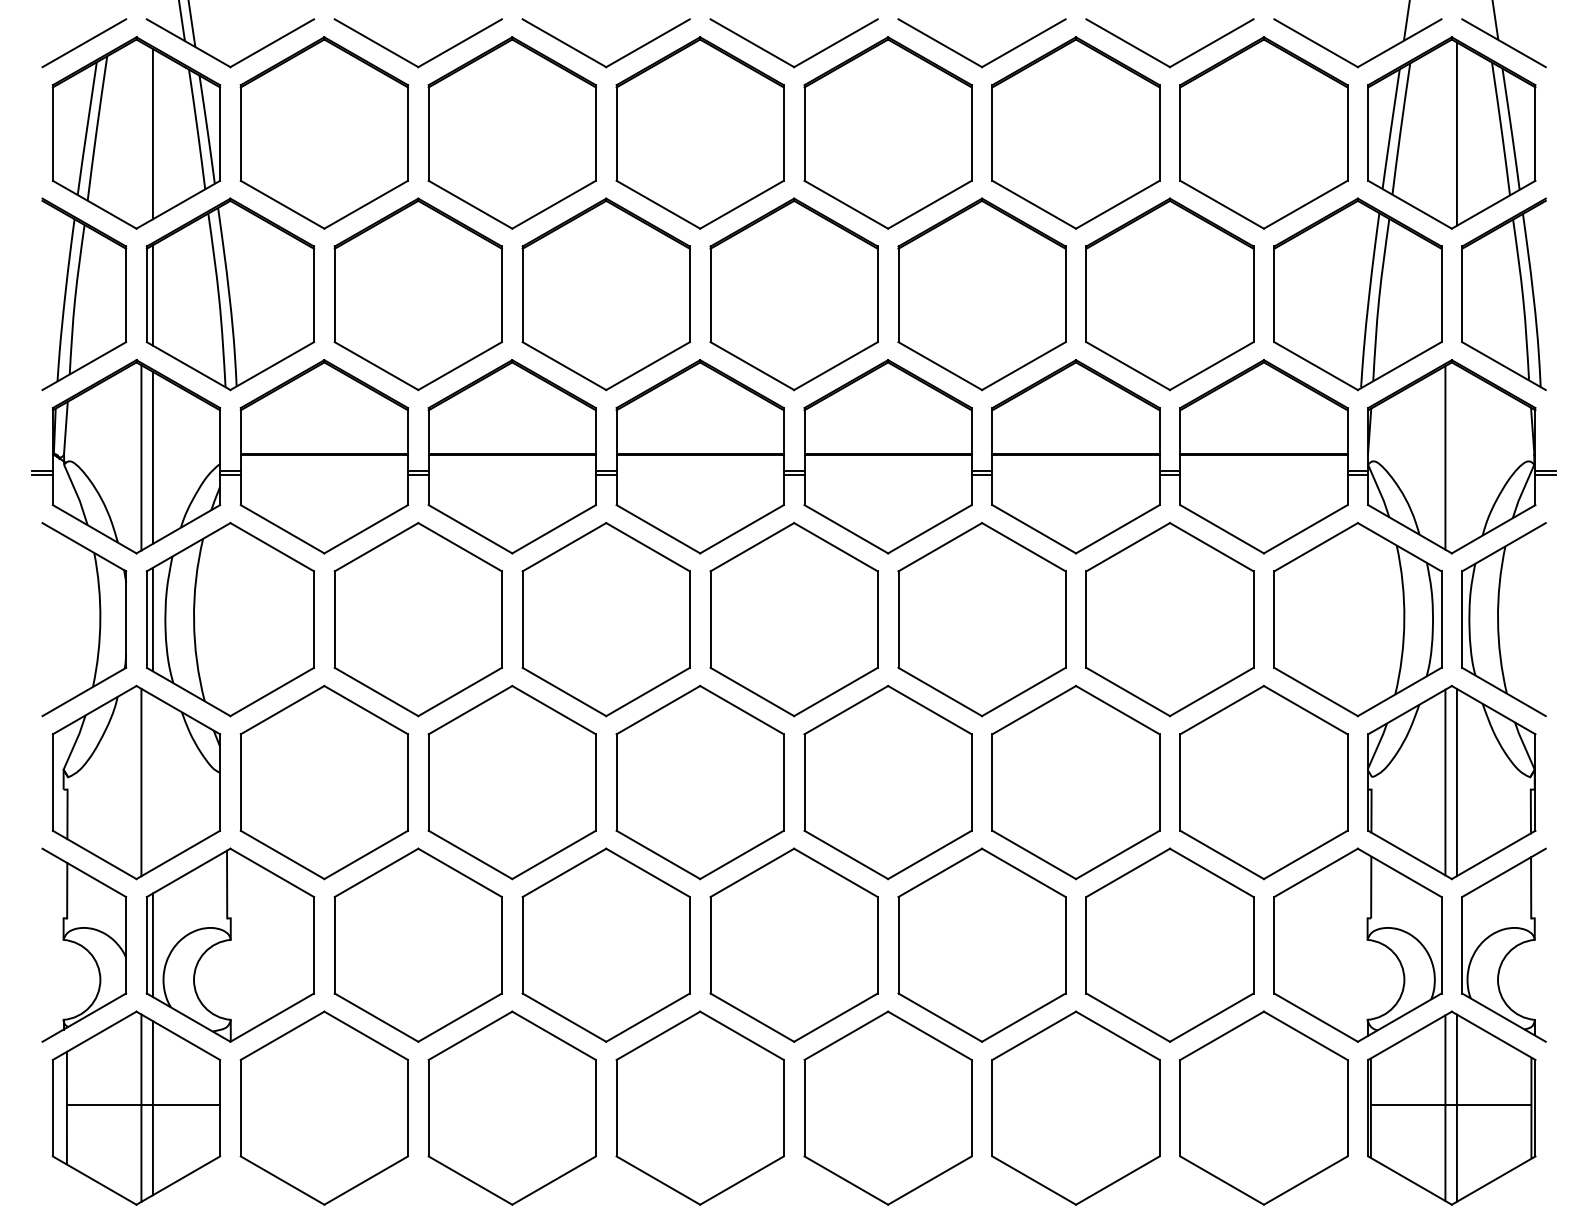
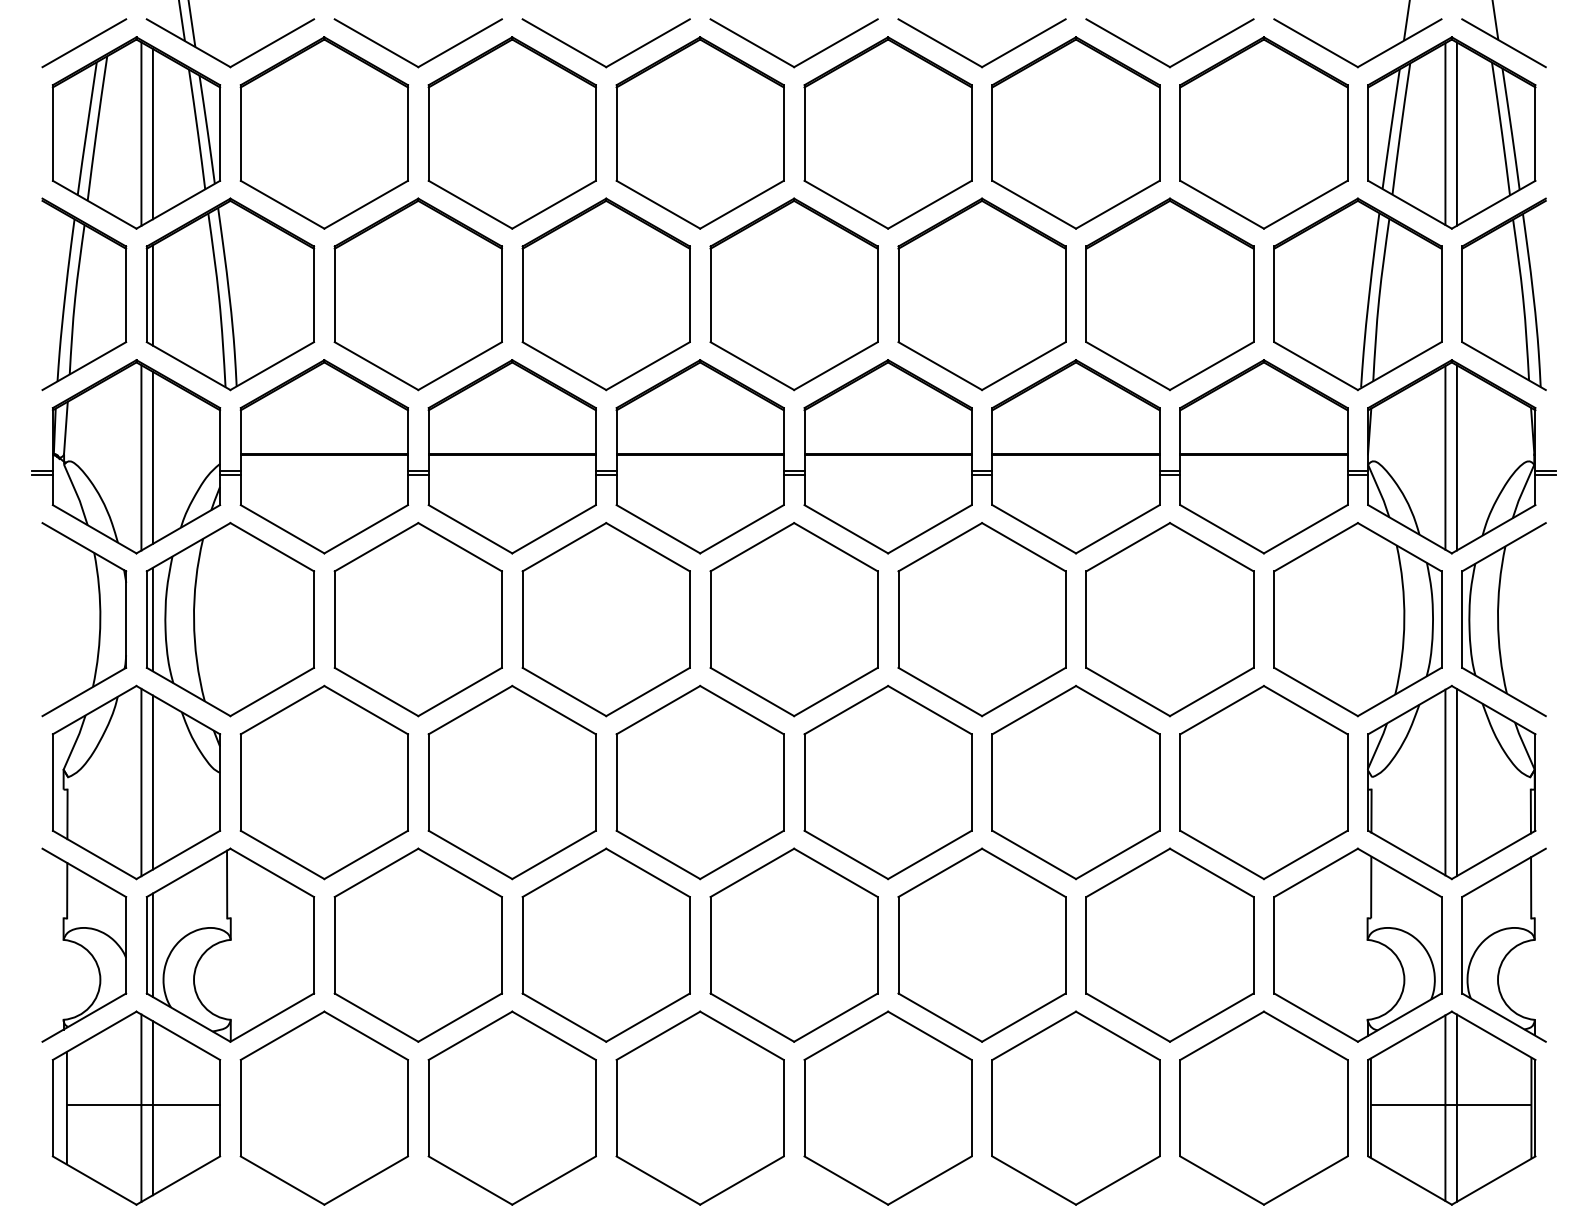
line: none -> present (141, 133)
line: none -> present (1445, 134)
line: none -> present (1456, 457)
line: none -> present (152, 782)
